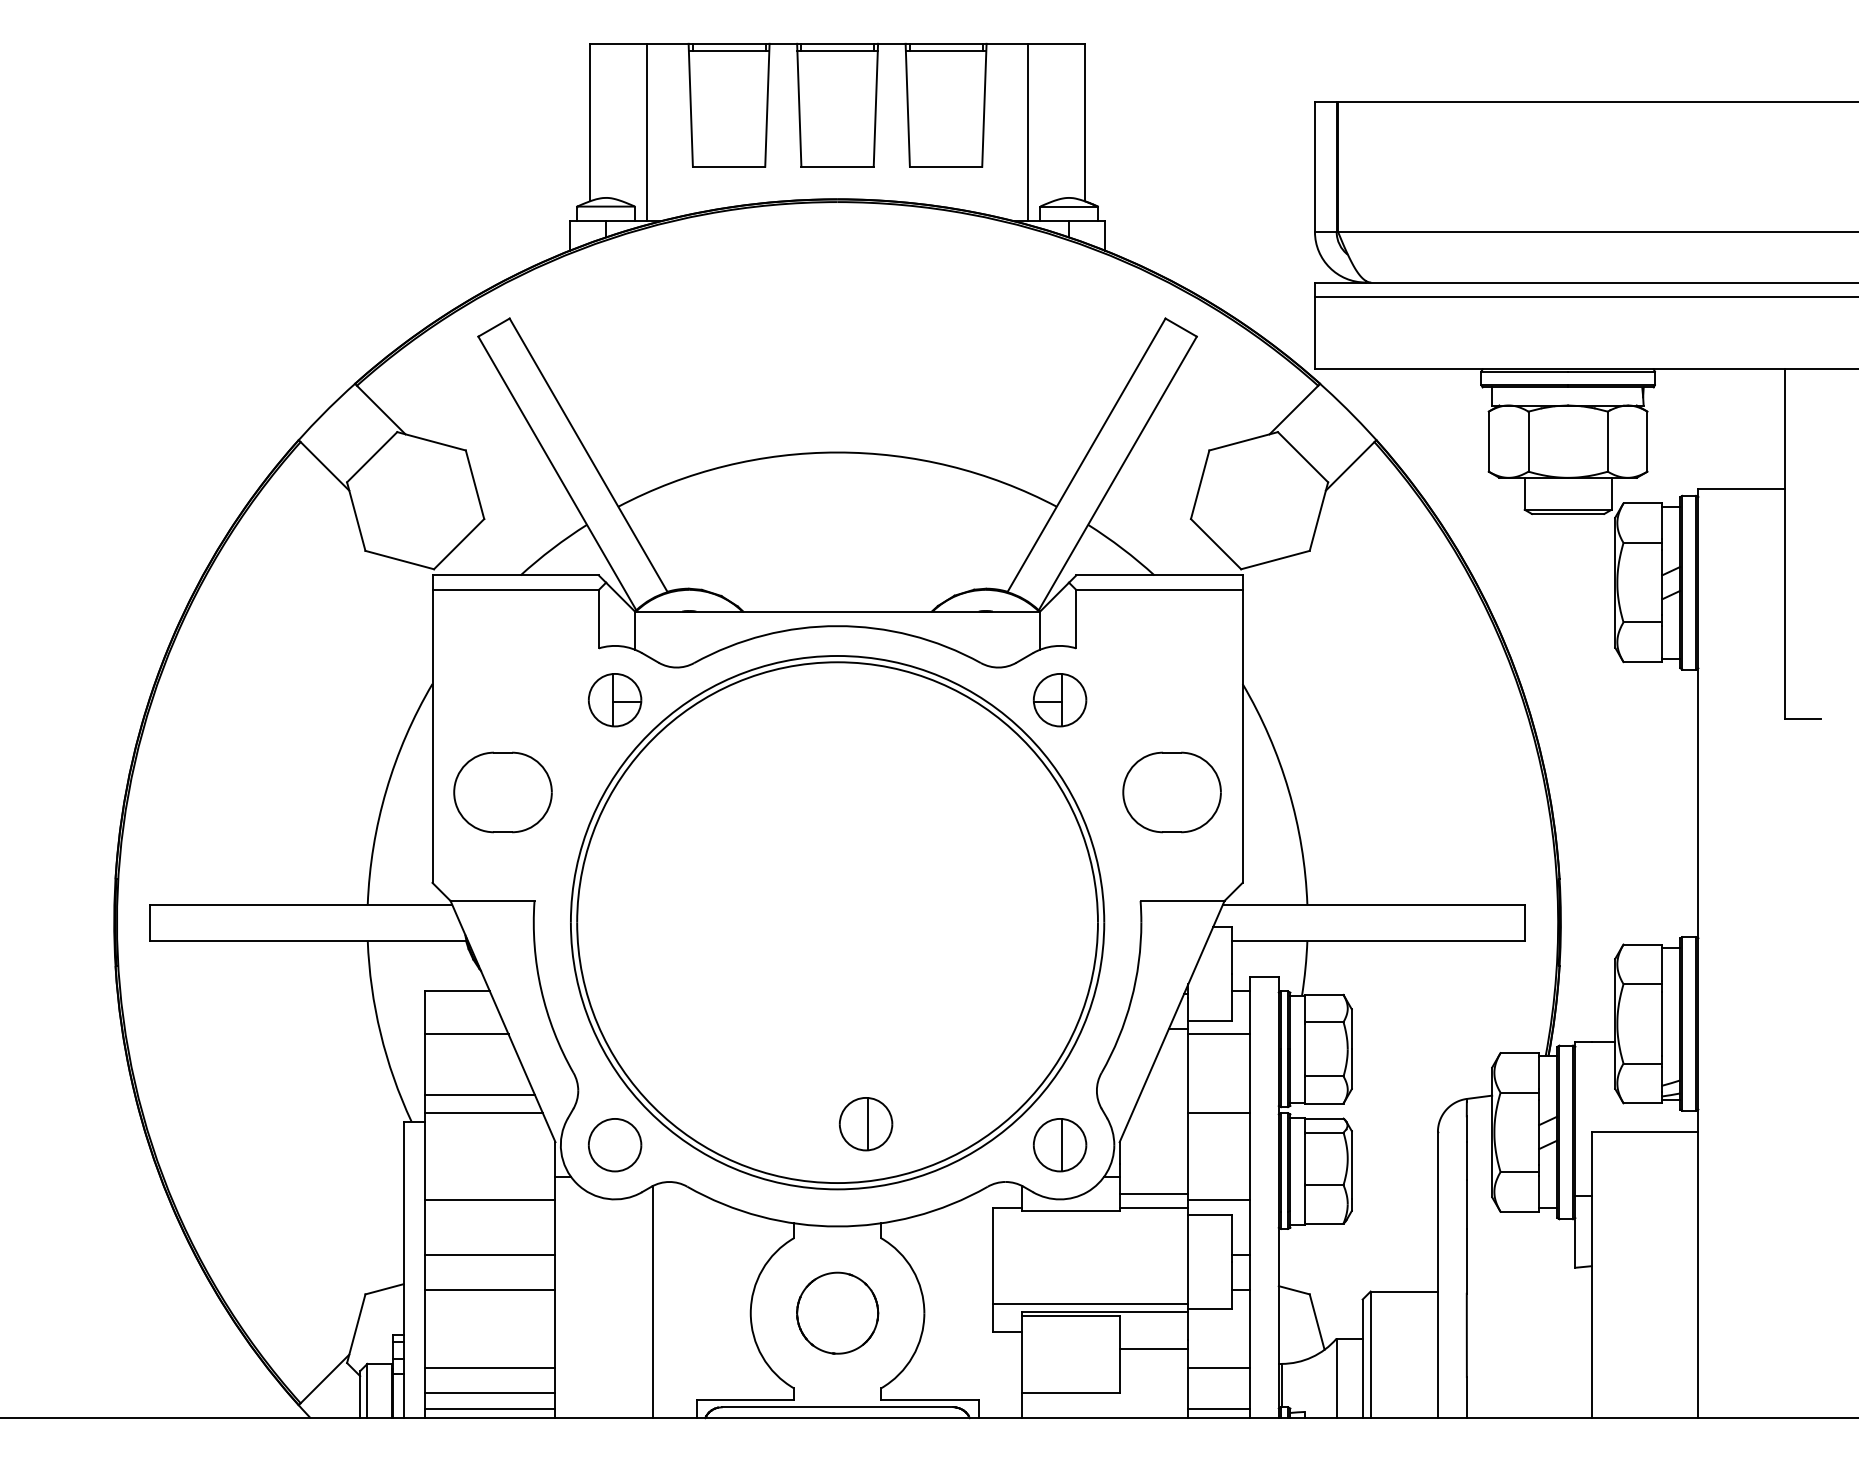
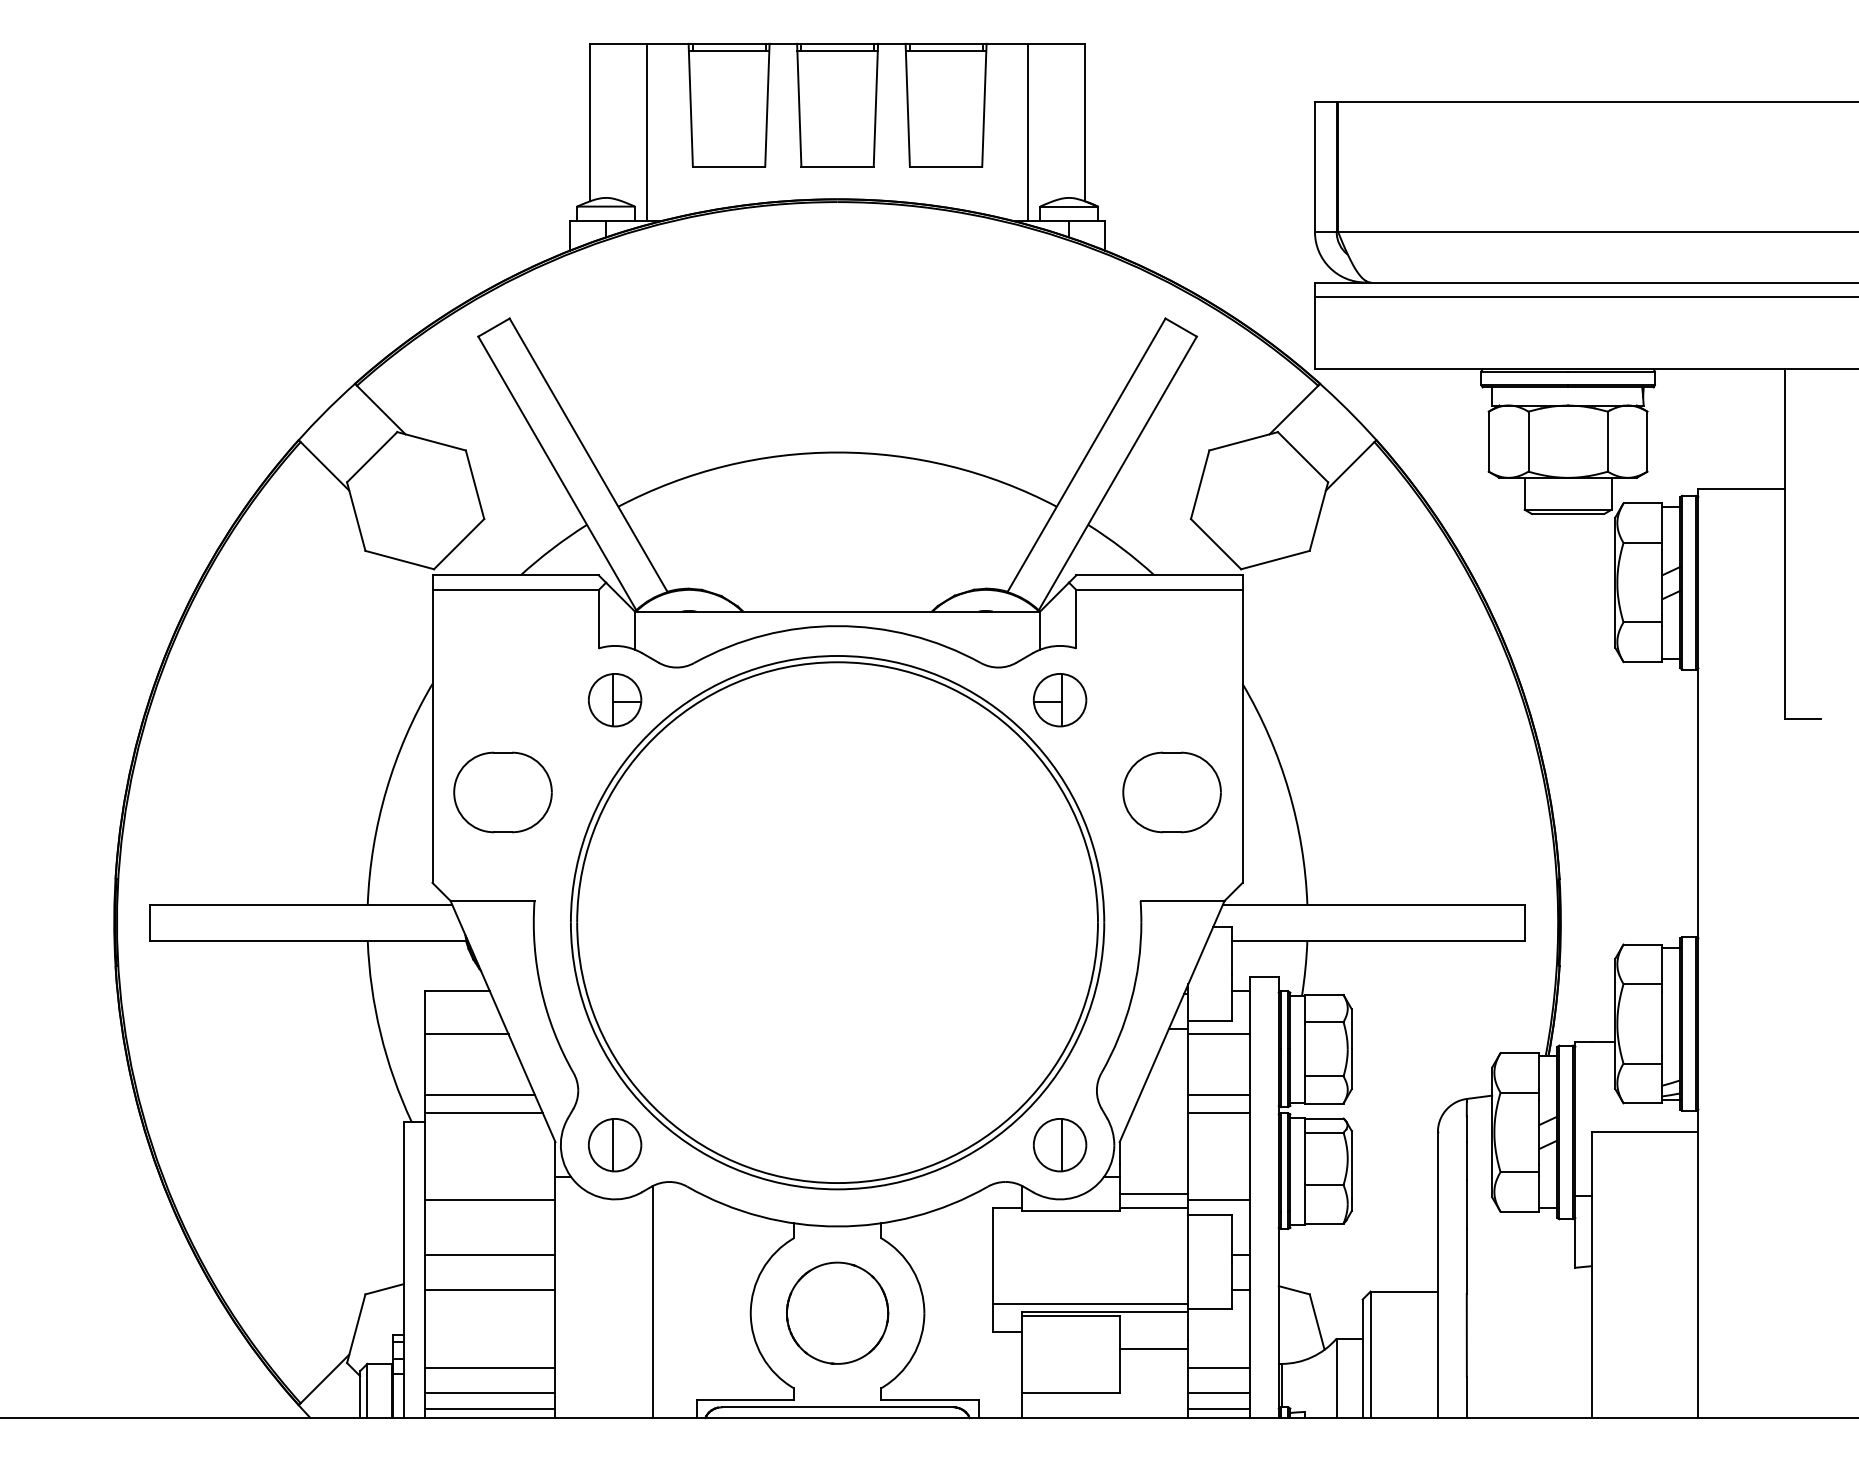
line: none -> present (1218, 1095)
part: present -> none (865, 1124)
line: none -> present (613, 1144)
part size: 84x84 px -> 104x104 px (837, 1312)
line: none -> present (1218, 1392)
